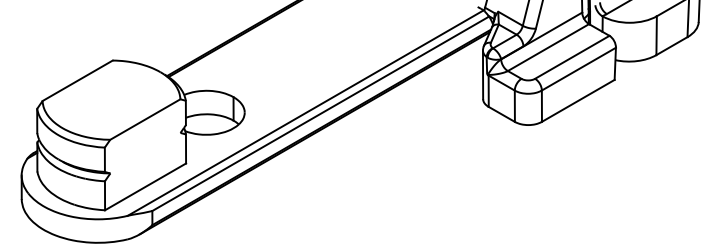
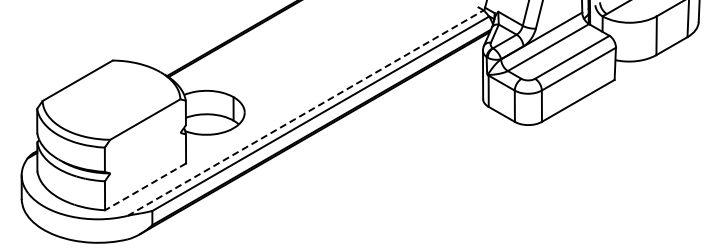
line: solid -> dashed (306, 112)
line: solid -> dashed (145, 186)
